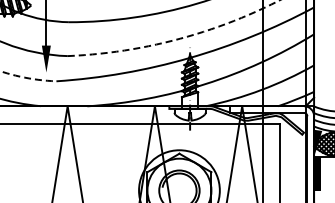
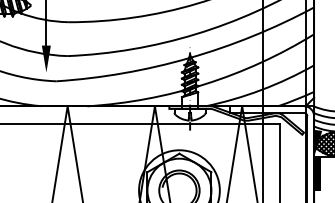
arc: dashed -> solid (177, 39)
arc: dashed -> solid (29, 78)
